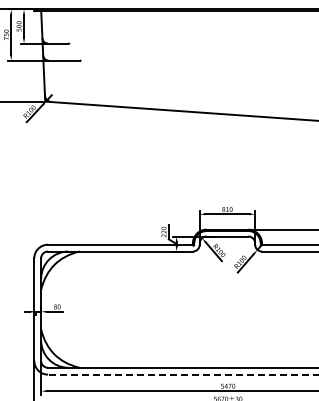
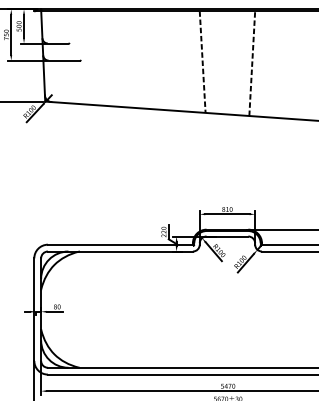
line: none -> present (202, 61)
line: none -> present (252, 63)
line: dashed -> solid (182, 374)
